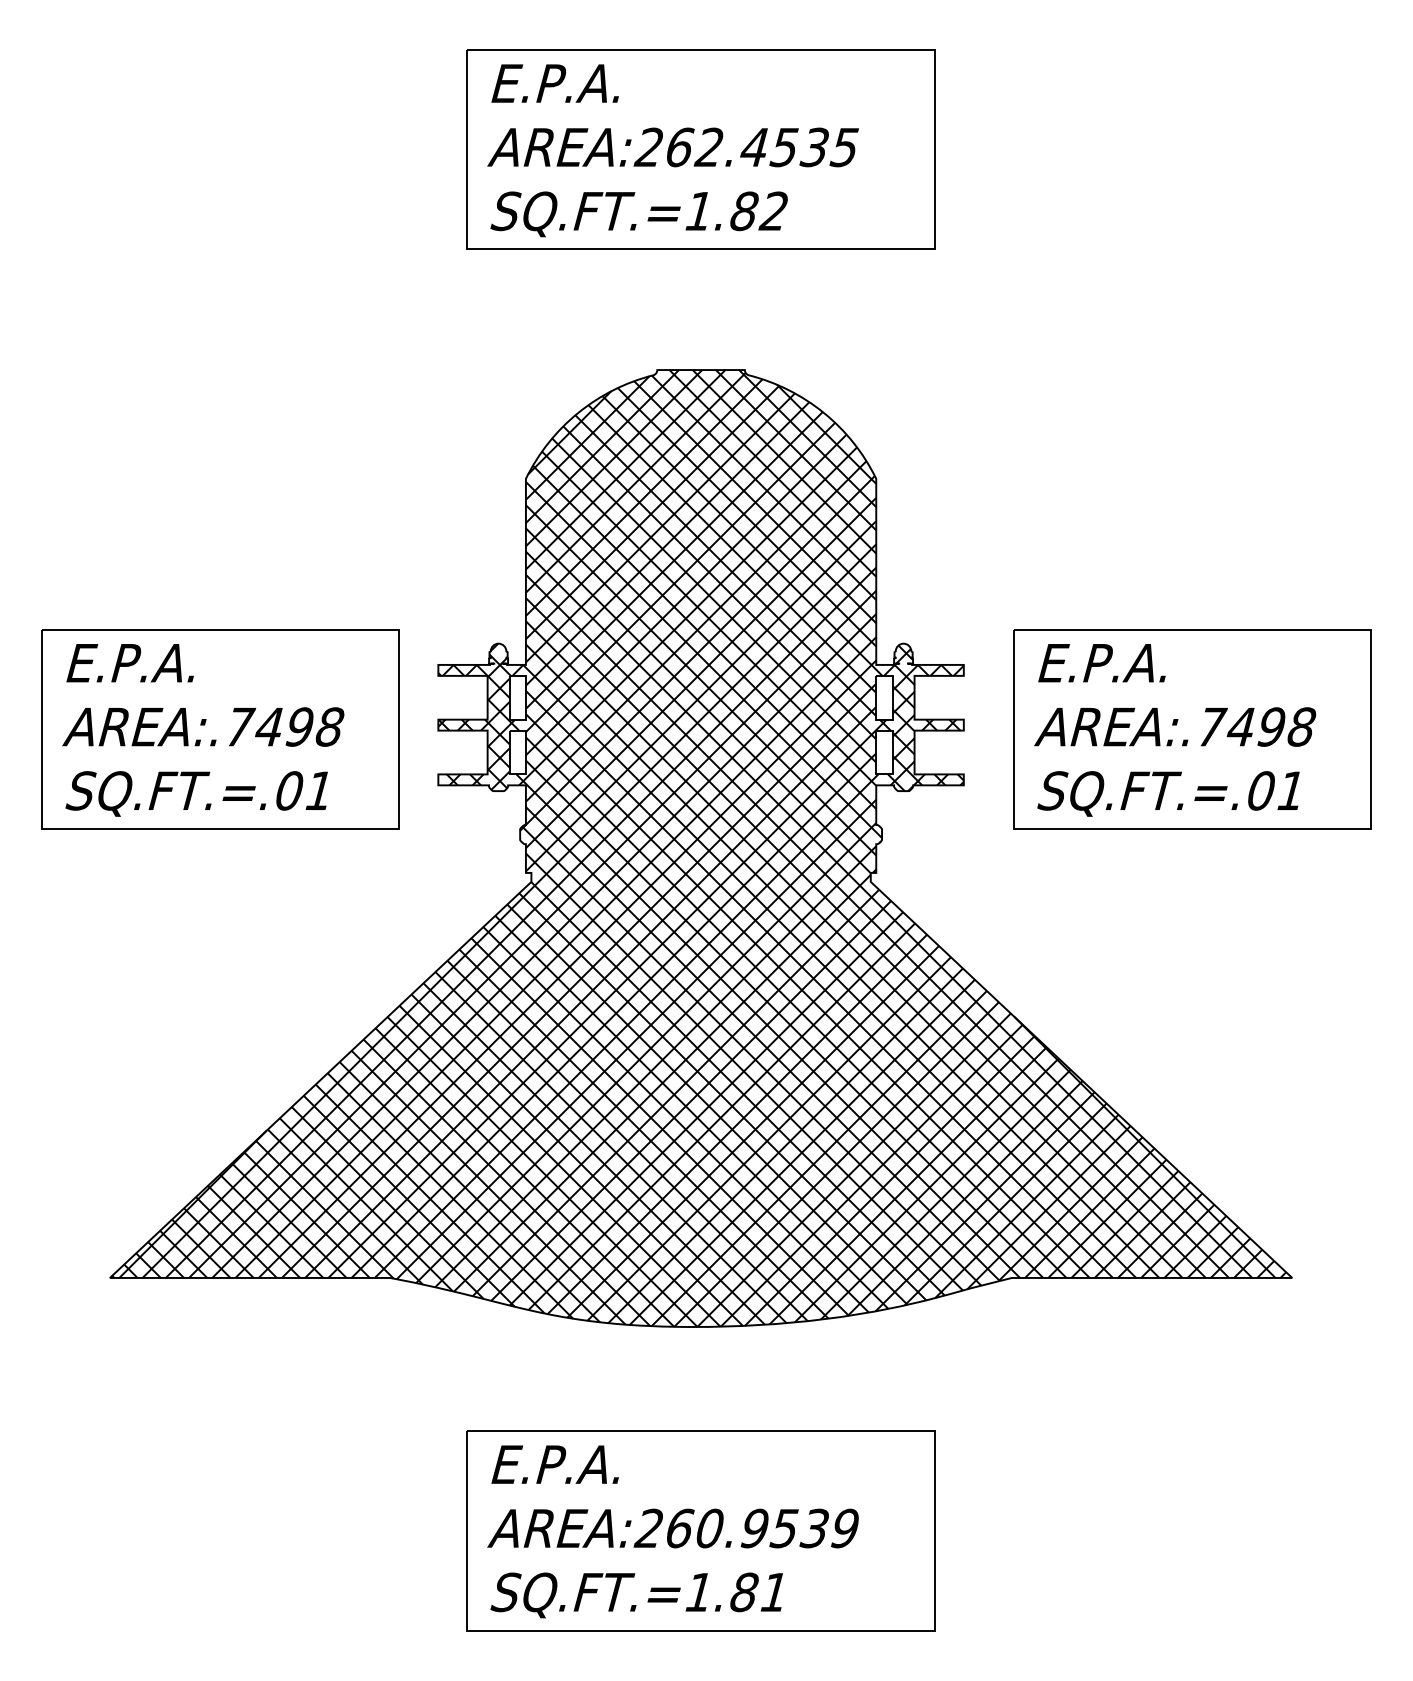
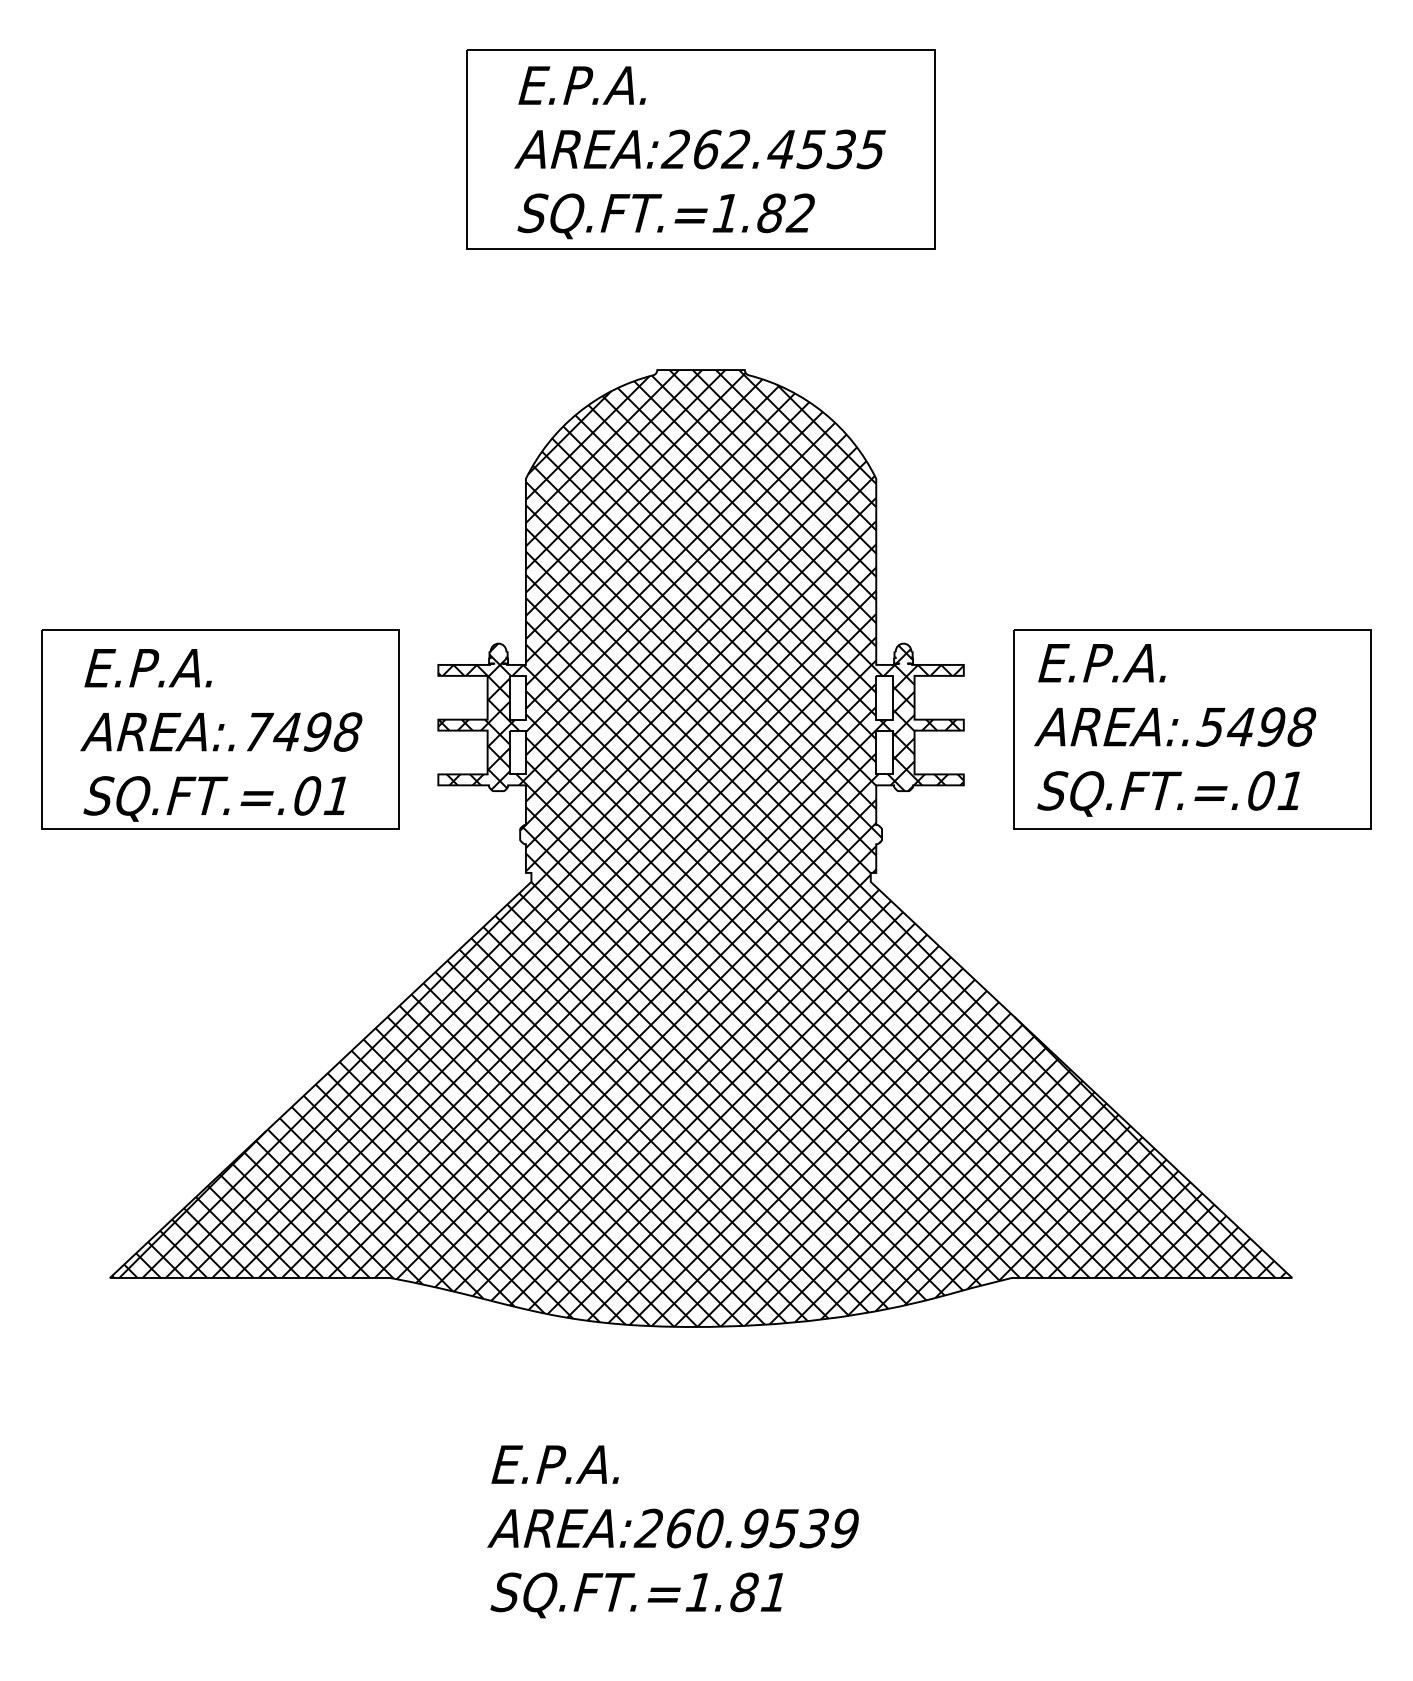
text position: (672, 150) -> (699, 152) (699, 152)
text: AREA:.7498 -> AREA:.5498 (1211, 726)
text position: (203, 730) -> (221, 735) (221, 735)
part: present -> none (700, 1530)
